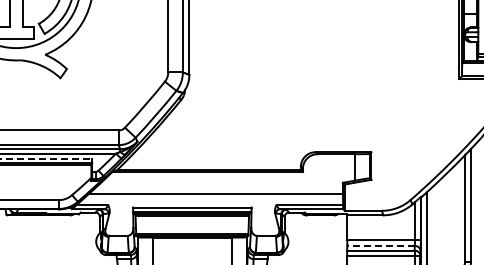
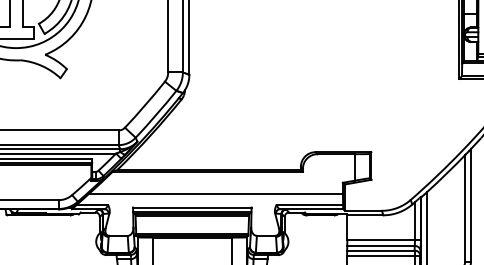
line: dashed -> solid (46, 158)
line: dashed -> solid (381, 245)
